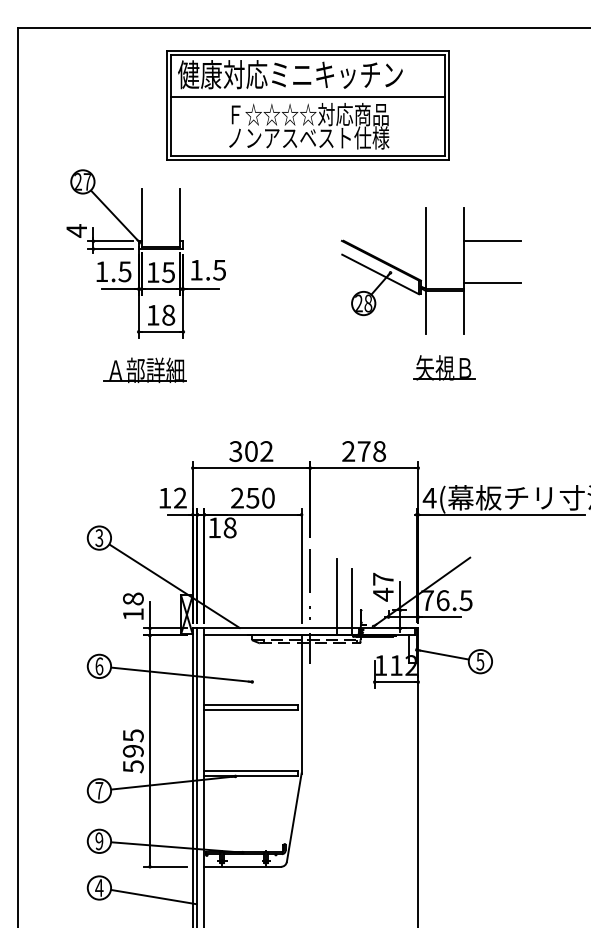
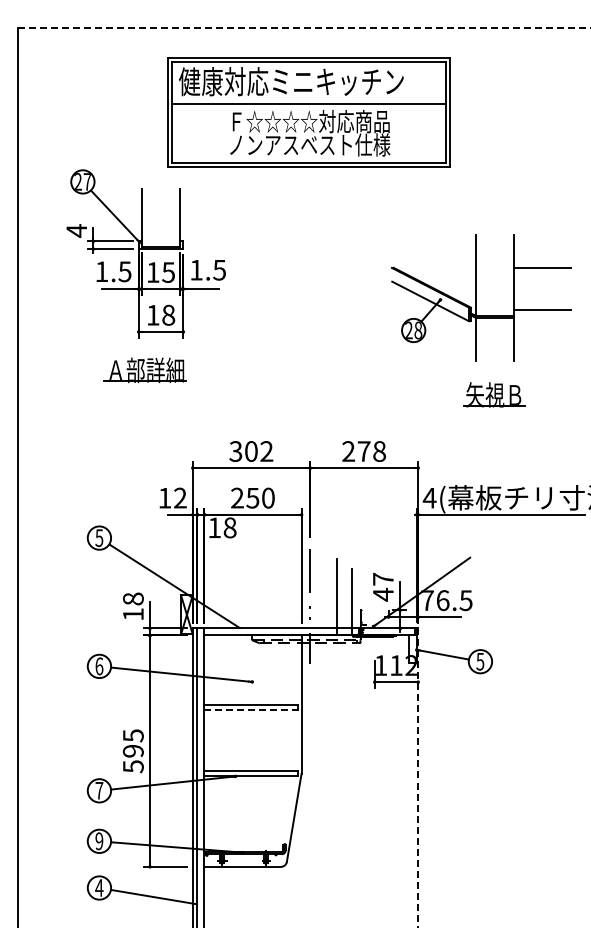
line: solid -> dashed (304, 27)
part position: (307, 105) -> (308, 112) (308, 112)
part position: (430, 293) -> (480, 320) (480, 320)
text: 3 -> 5 (99, 537)
line: solid -> dashed (251, 710)
line: solid -> dashed (418, 778)
